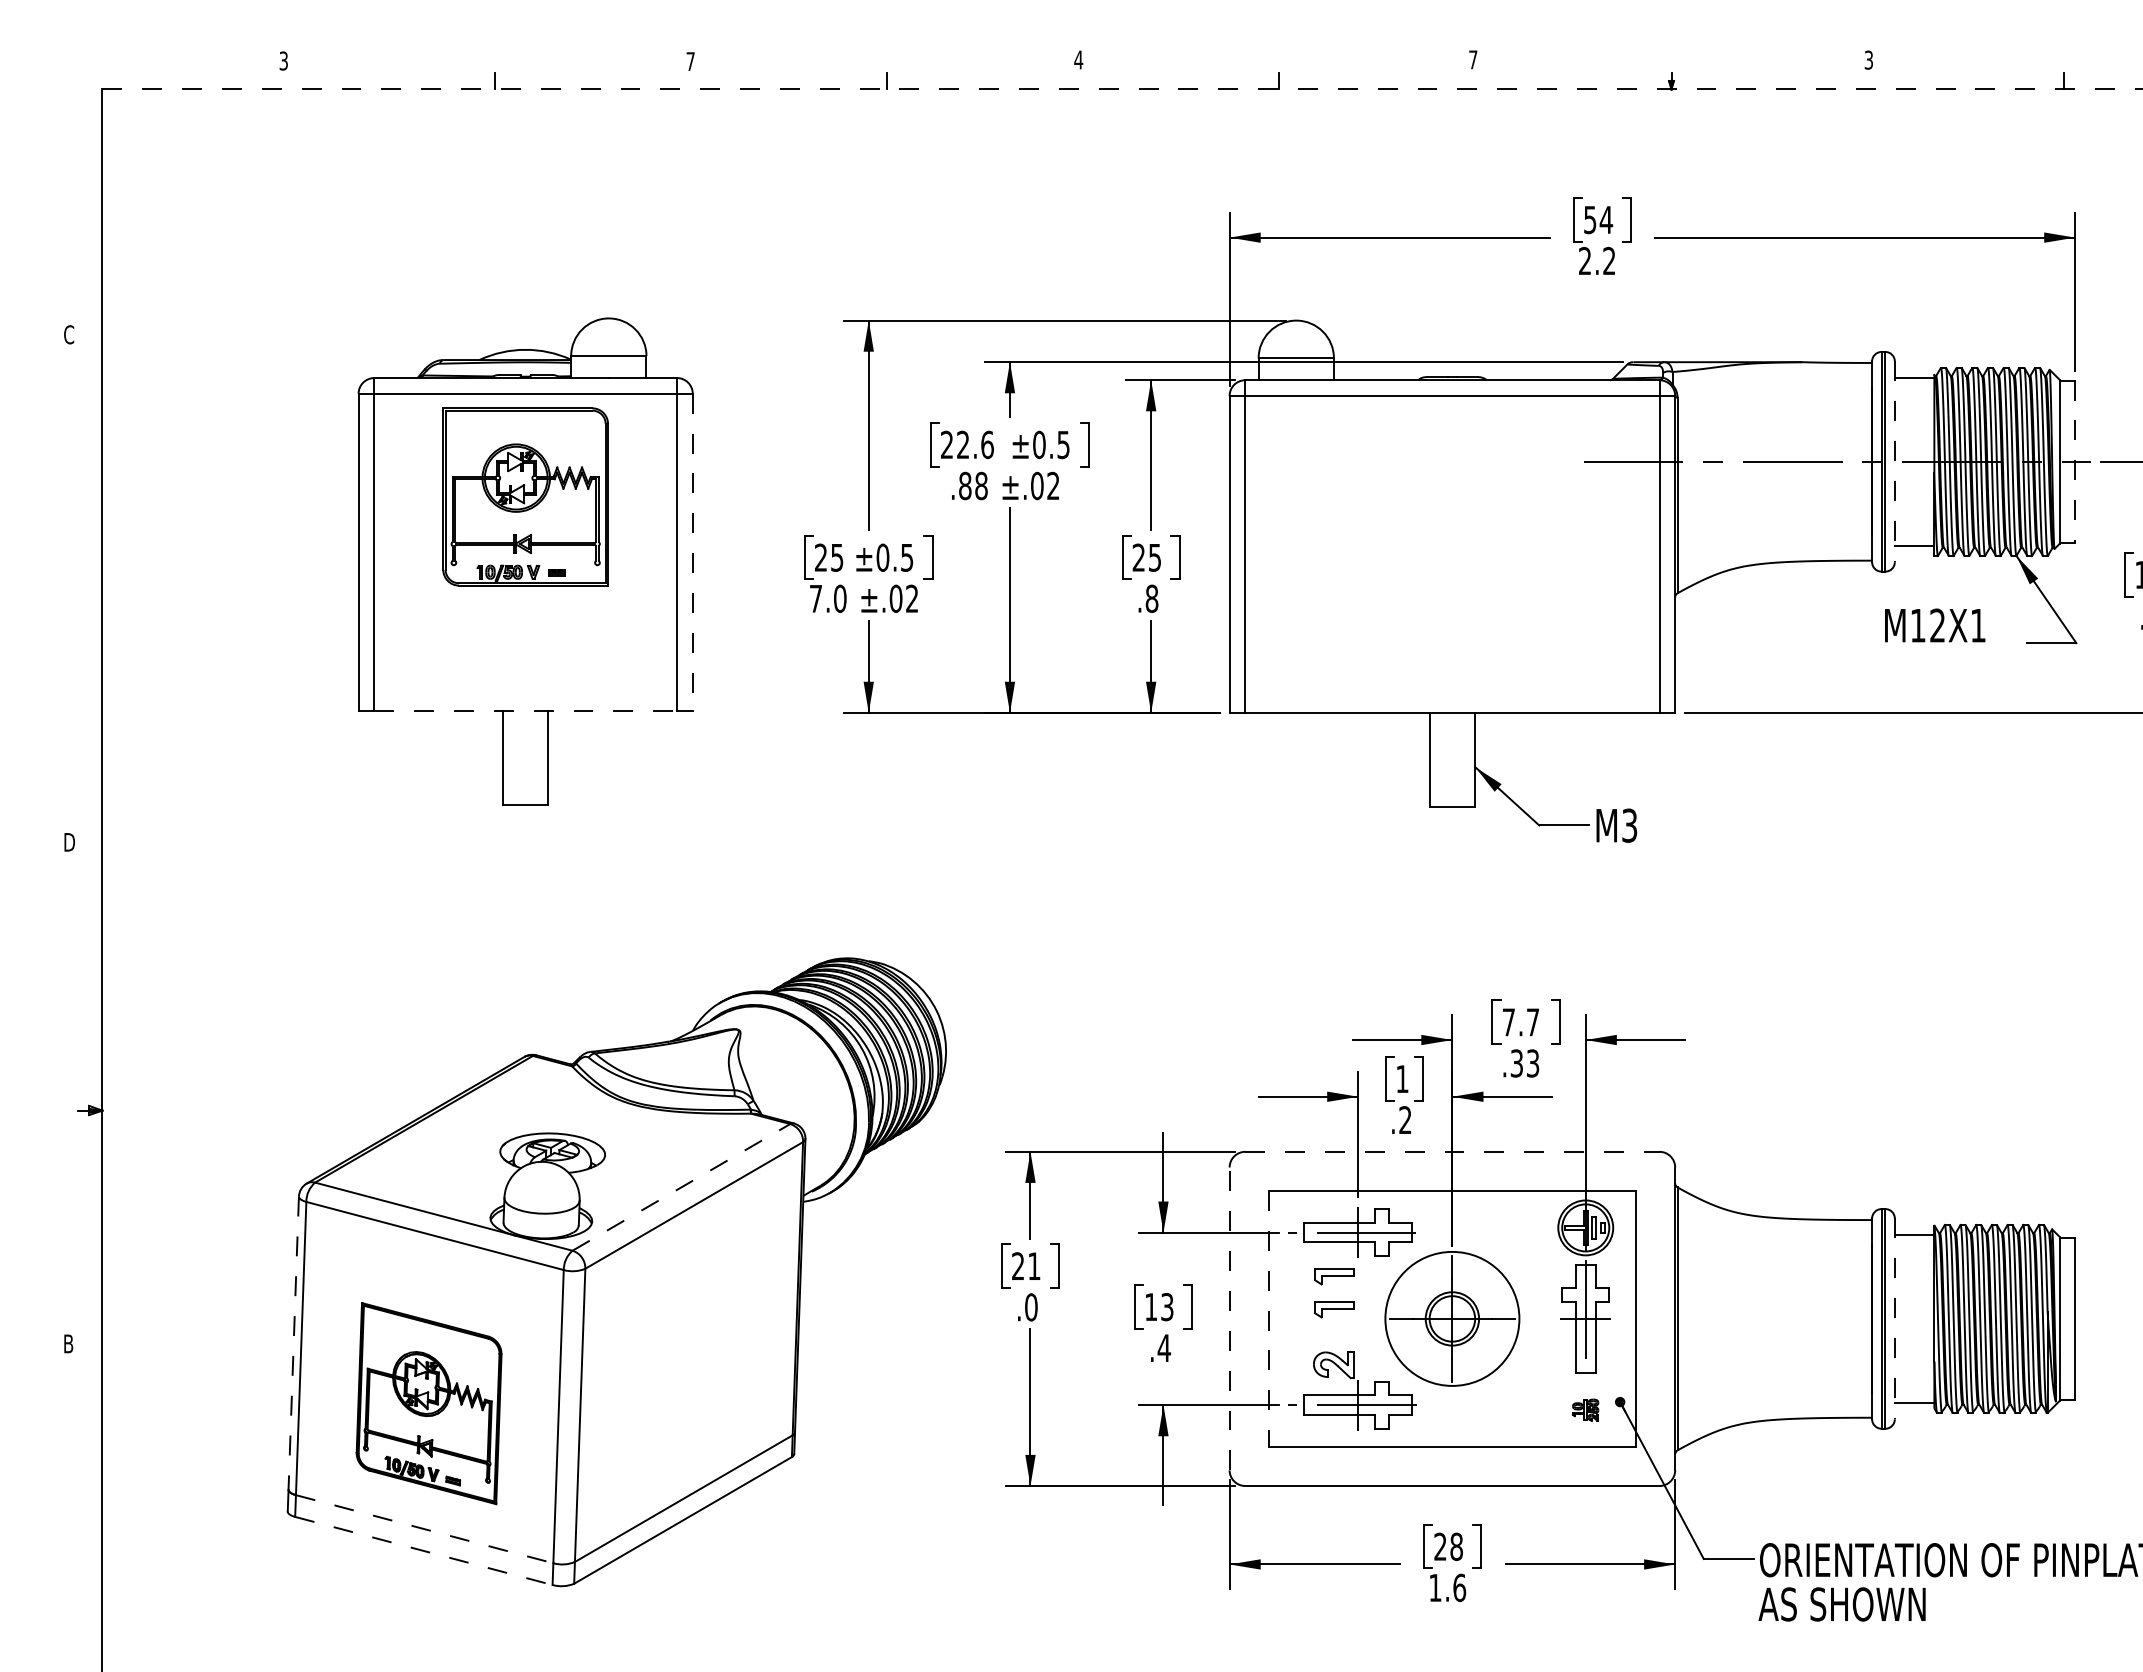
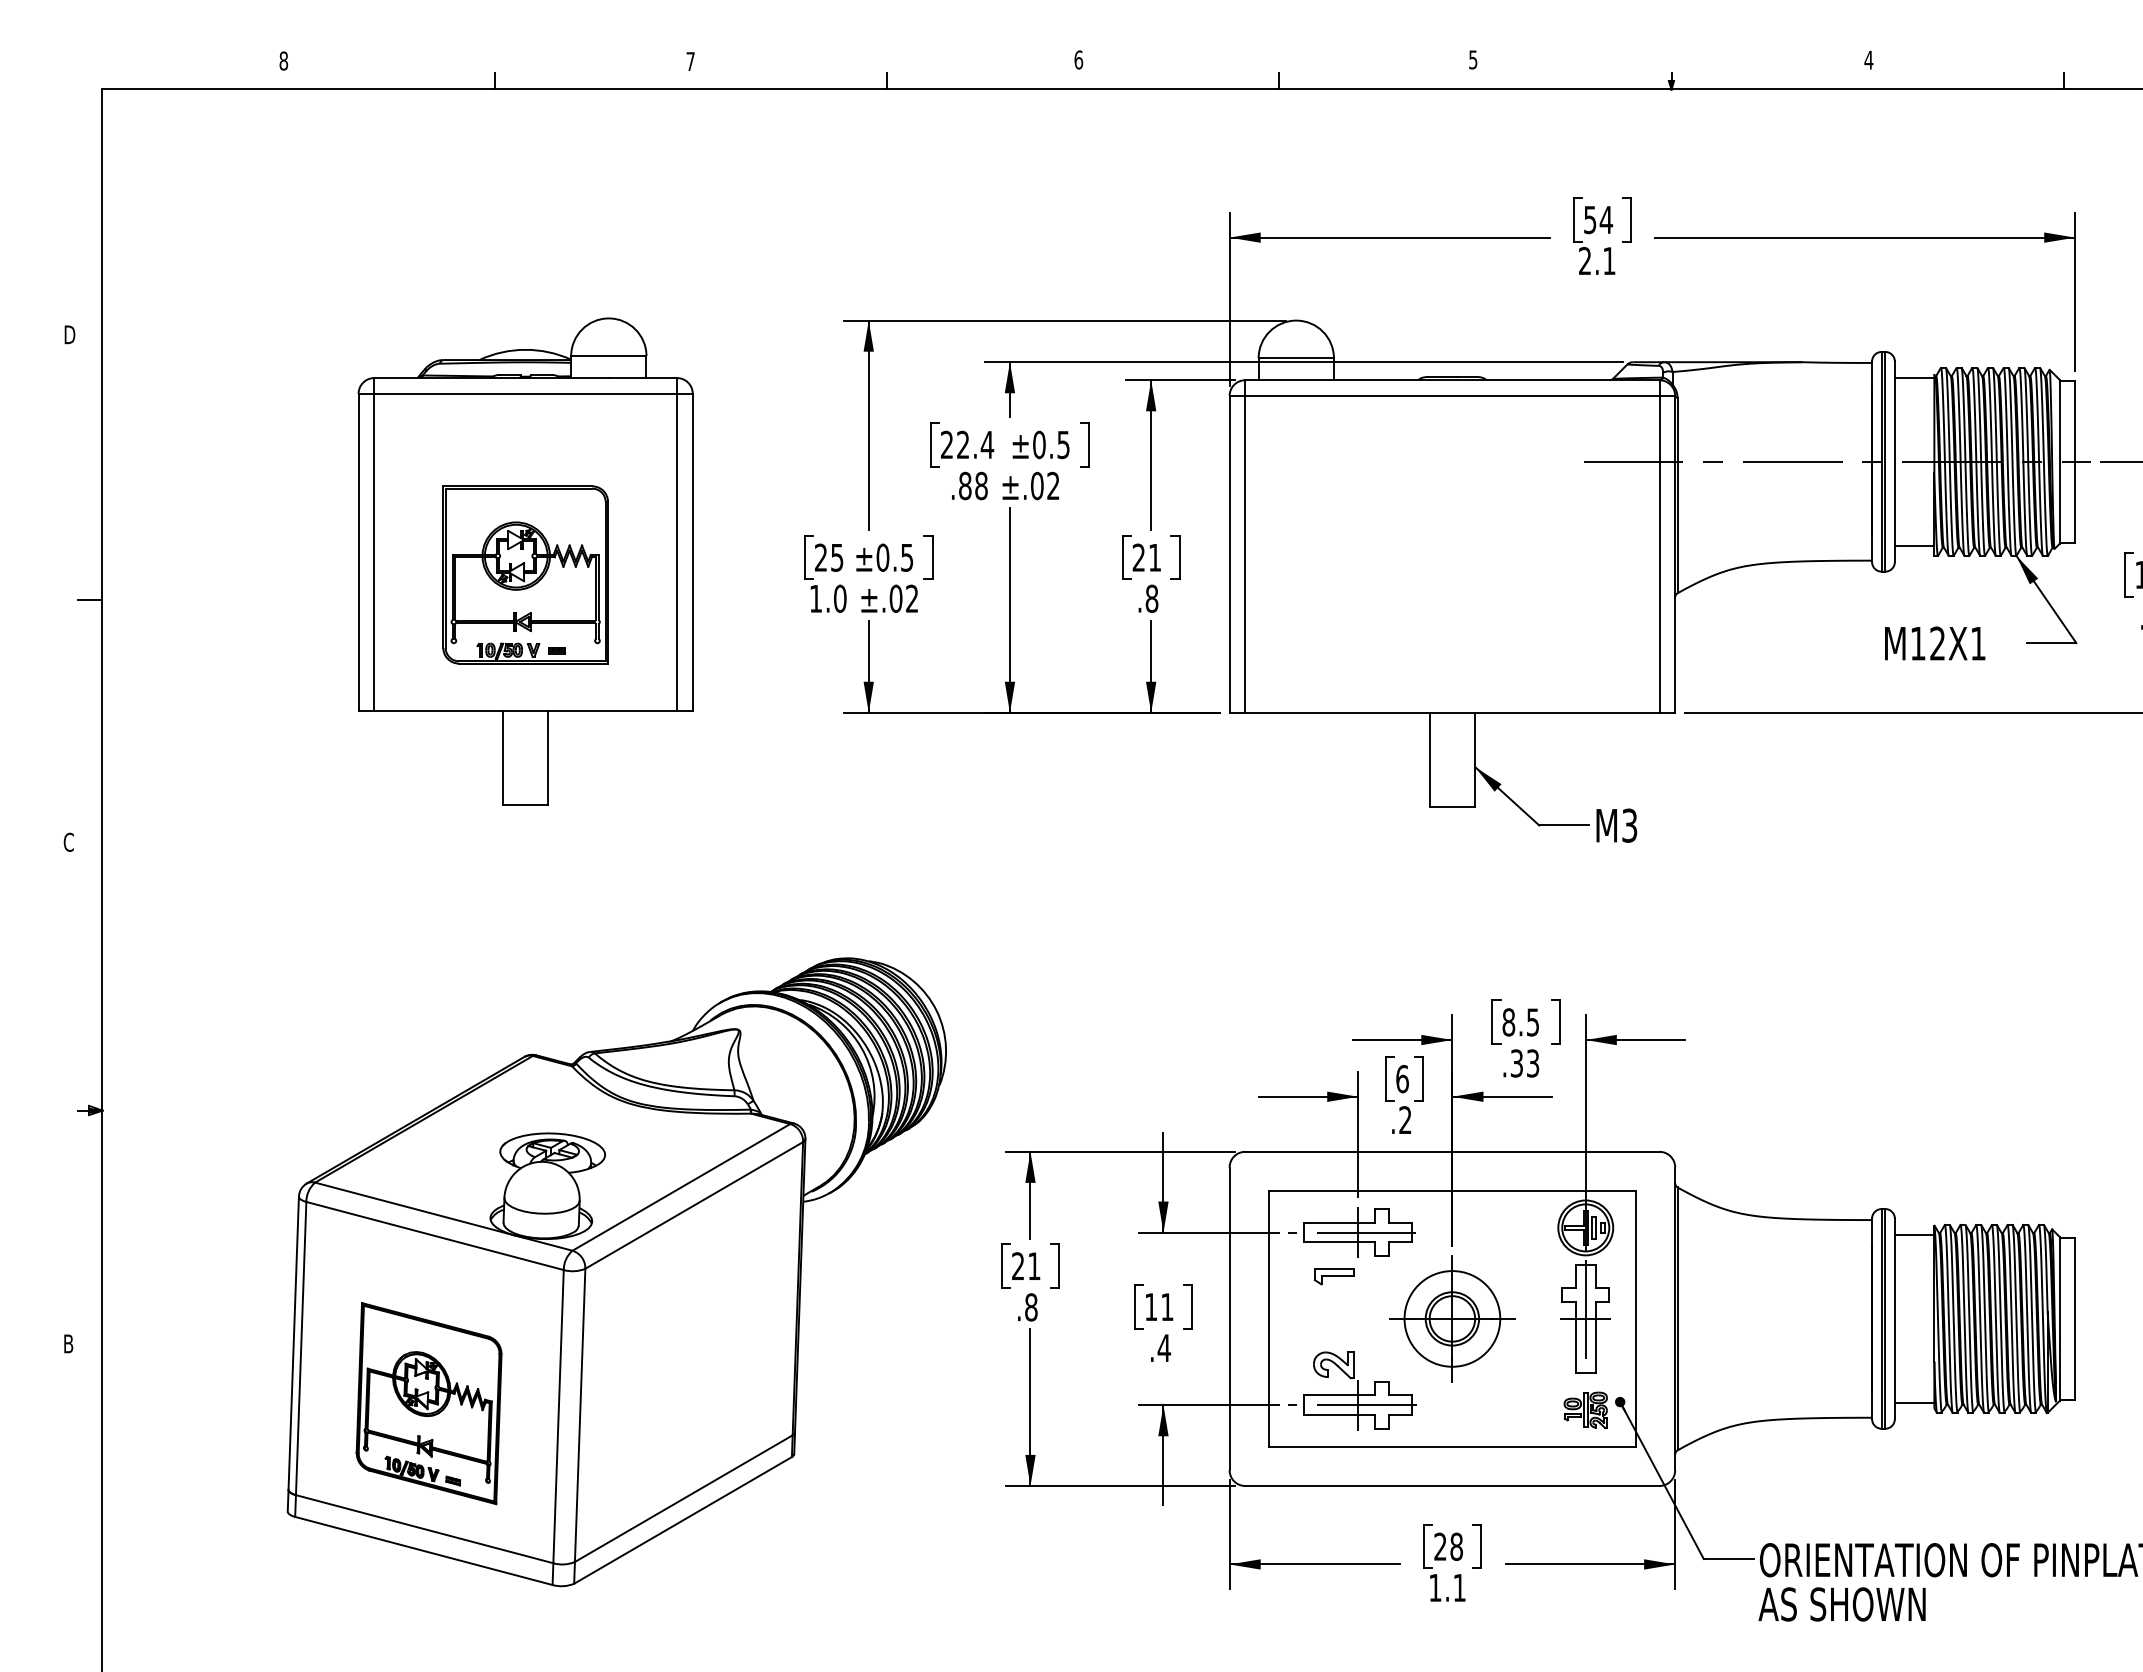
text: 4 -> 6 (1078, 59)
text: 7 -> 5 (1473, 59)
text: 3 -> 4 (1868, 59)
text: 3 -> 8 (283, 60)
line: dashed -> solid (1123, 89)
text: 2.2 -> 2.1 (1609, 260)
text: C -> D (69, 334)
text: 22.6 -> 22.4 (987, 444)
line: dashed -> solid (1894, 462)
line: dashed -> solid (2075, 462)
part position: (525, 496) -> (525, 574) (525, 574)
line: dashed -> solid (692, 552)
text: 25 -> 21 (1154, 557)
text: 7.0 -> 1.0 (815, 598)
line: none -> present (89, 600)
text position: (1935, 625) -> (1935, 643) (1935, 643)
line: dashed -> solid (526, 710)
text: D -> C (68, 841)
text: 7.7 -> 8.5 (1520, 1022)
text: 1 -> 6 (1402, 1079)
line: dashed -> solid (1452, 1151)
line: dashed -> solid (681, 1187)
text: .0 -> .8 (1031, 1307)
text: 13 -> 11 (1167, 1307)
part: present -> none (1333, 1309)
line: dashed -> solid (1229, 1318)
line: dashed -> solid (1268, 1318)
circle diameter: 134 px -> 96 px (1452, 1318)
line: dashed -> solid (1894, 1319)
line: dashed -> solid (293, 1343)
part size: 28x24 px -> 45x38 px (1585, 1409)
line: dashed -> solid (425, 1529)
line: dashed -> solid (424, 1551)
text: 1.6 -> 1.1 (1459, 1587)
